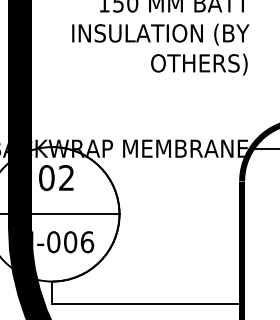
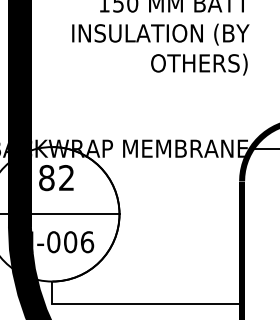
text: 02 -> 82 (46, 177)
